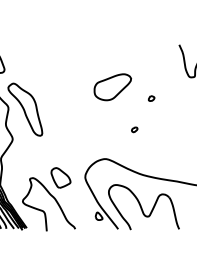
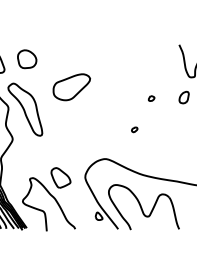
part: none -> present (27, 59)
part position: (112, 87) -> (71, 87) (71, 87)
part: none -> present (183, 97)
